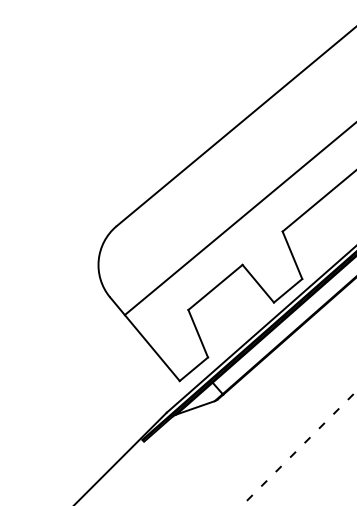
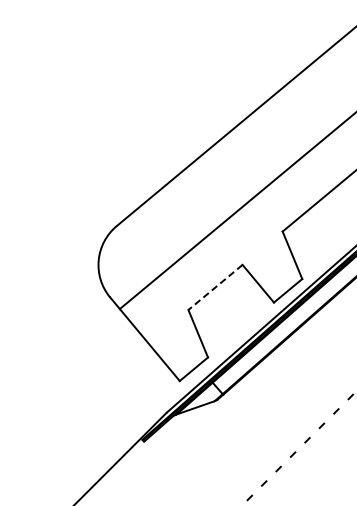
line position: (238, 219) -> (236, 211) (236, 211)
line: solid -> dashed (215, 287)
